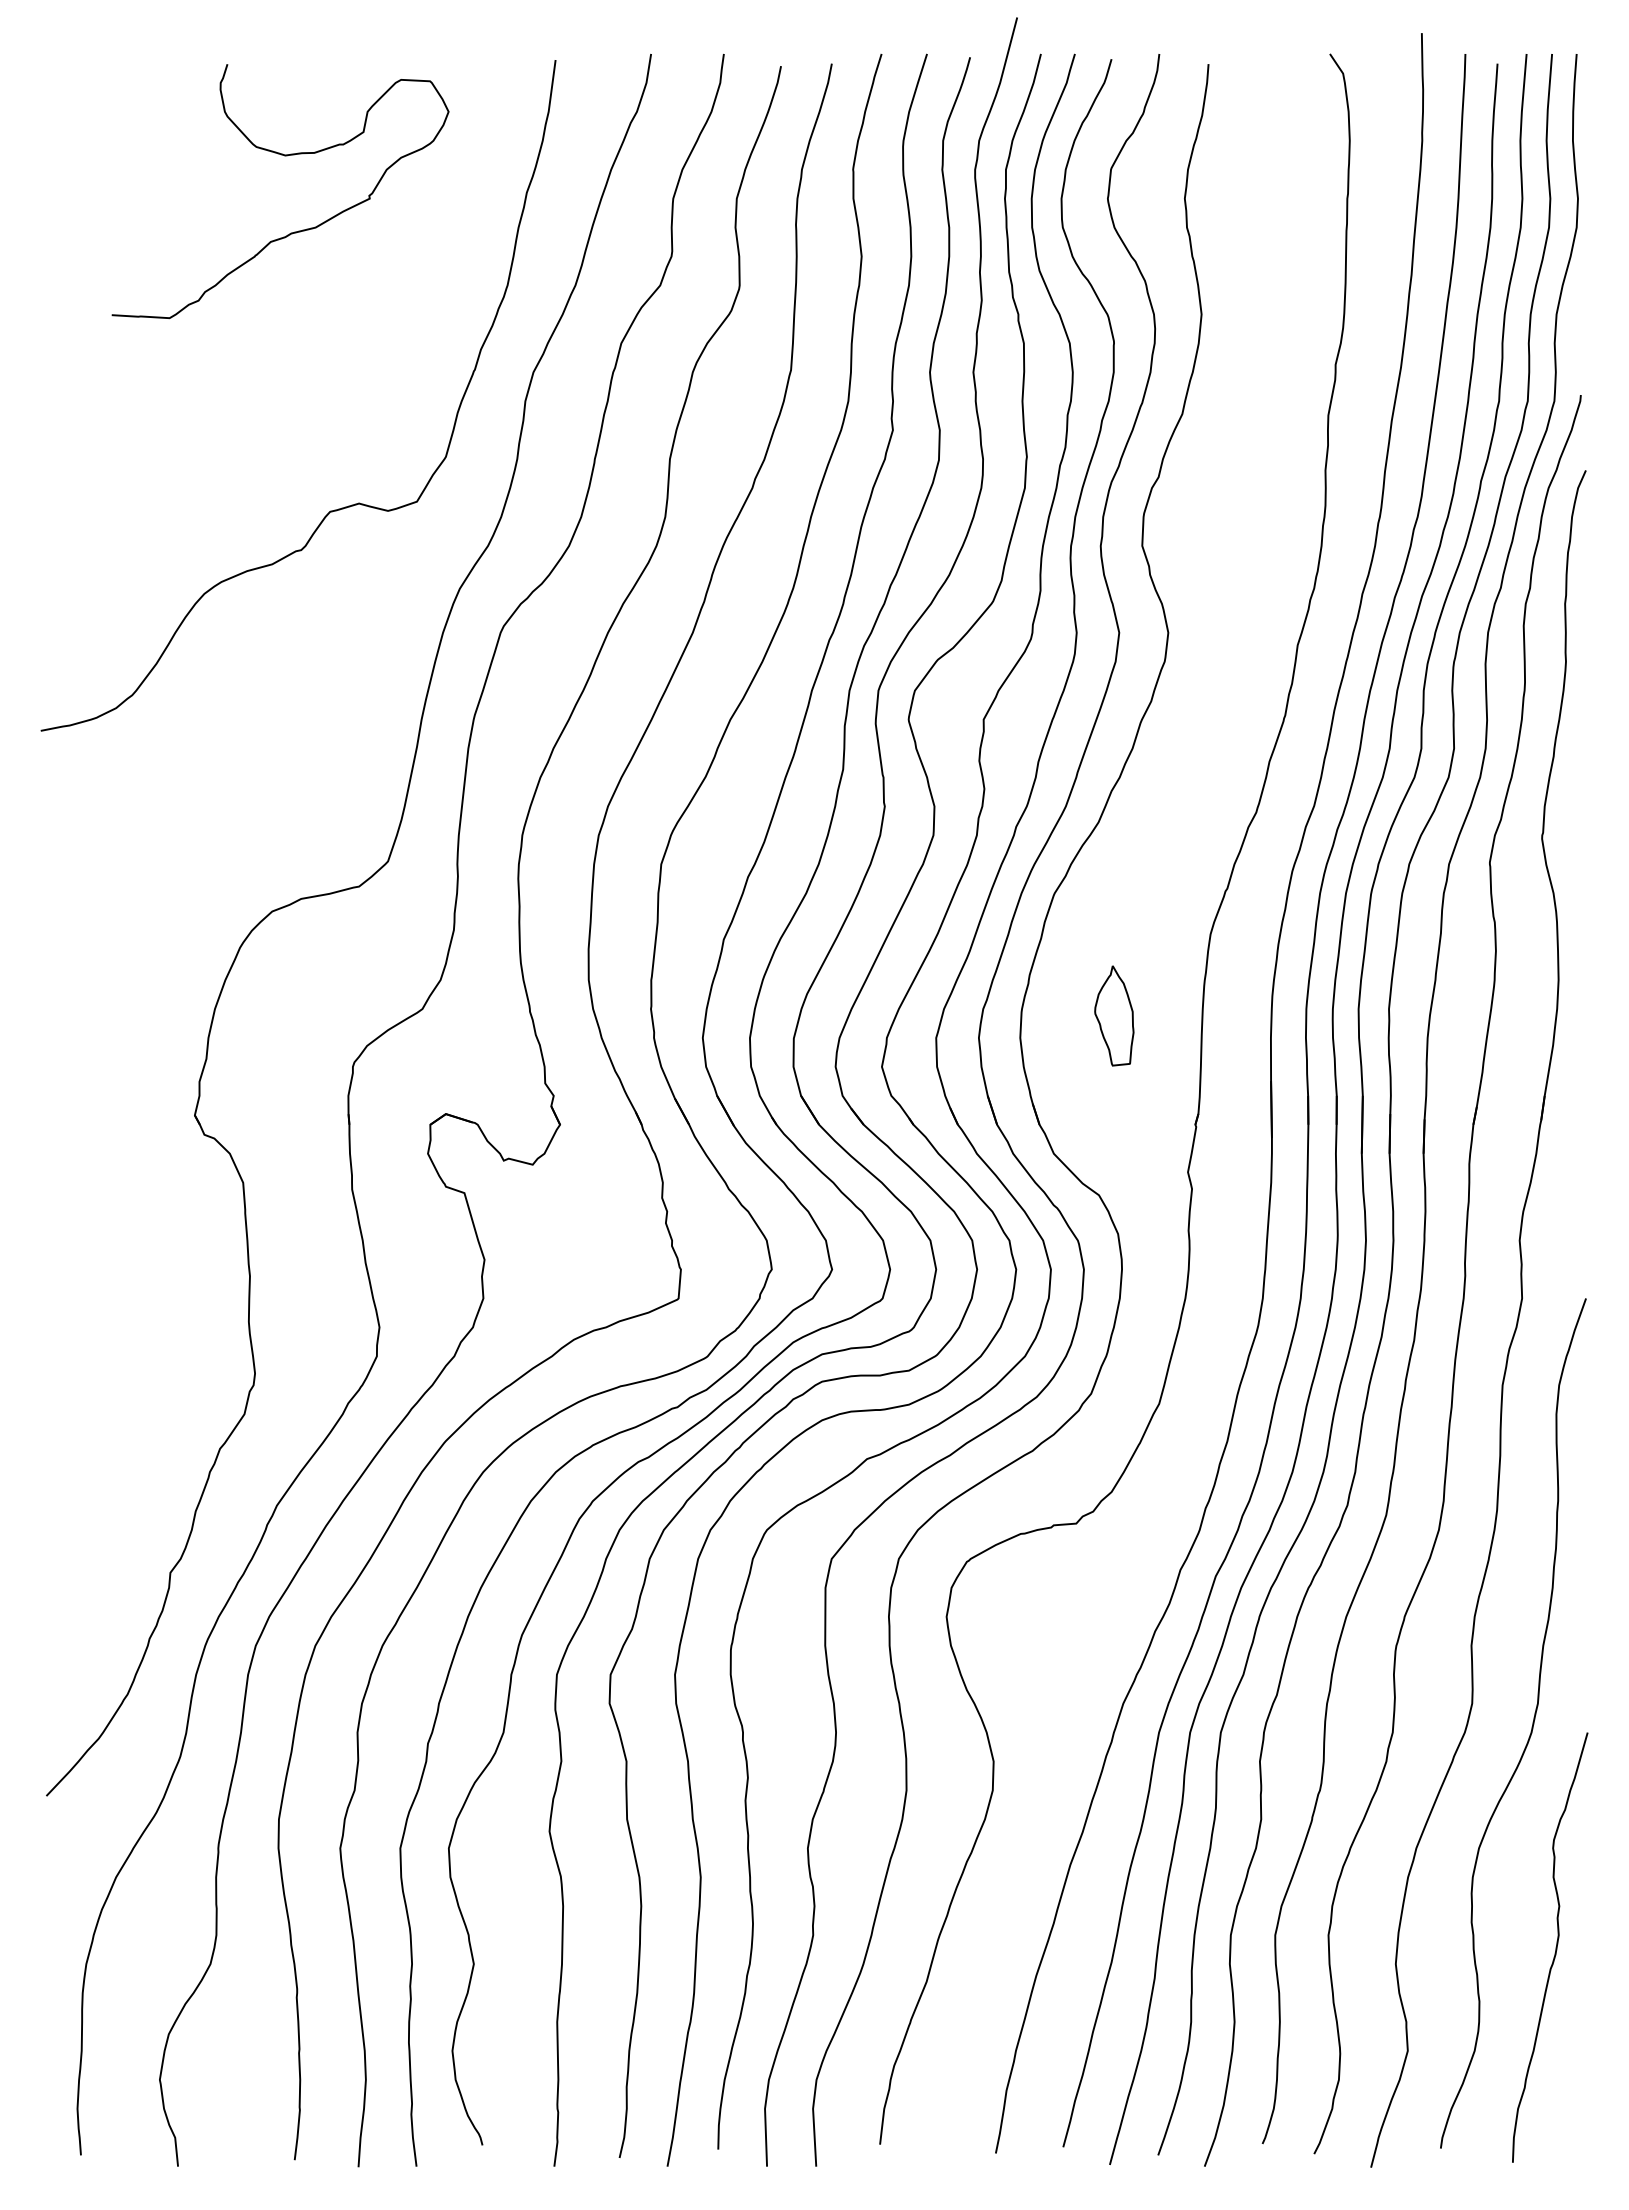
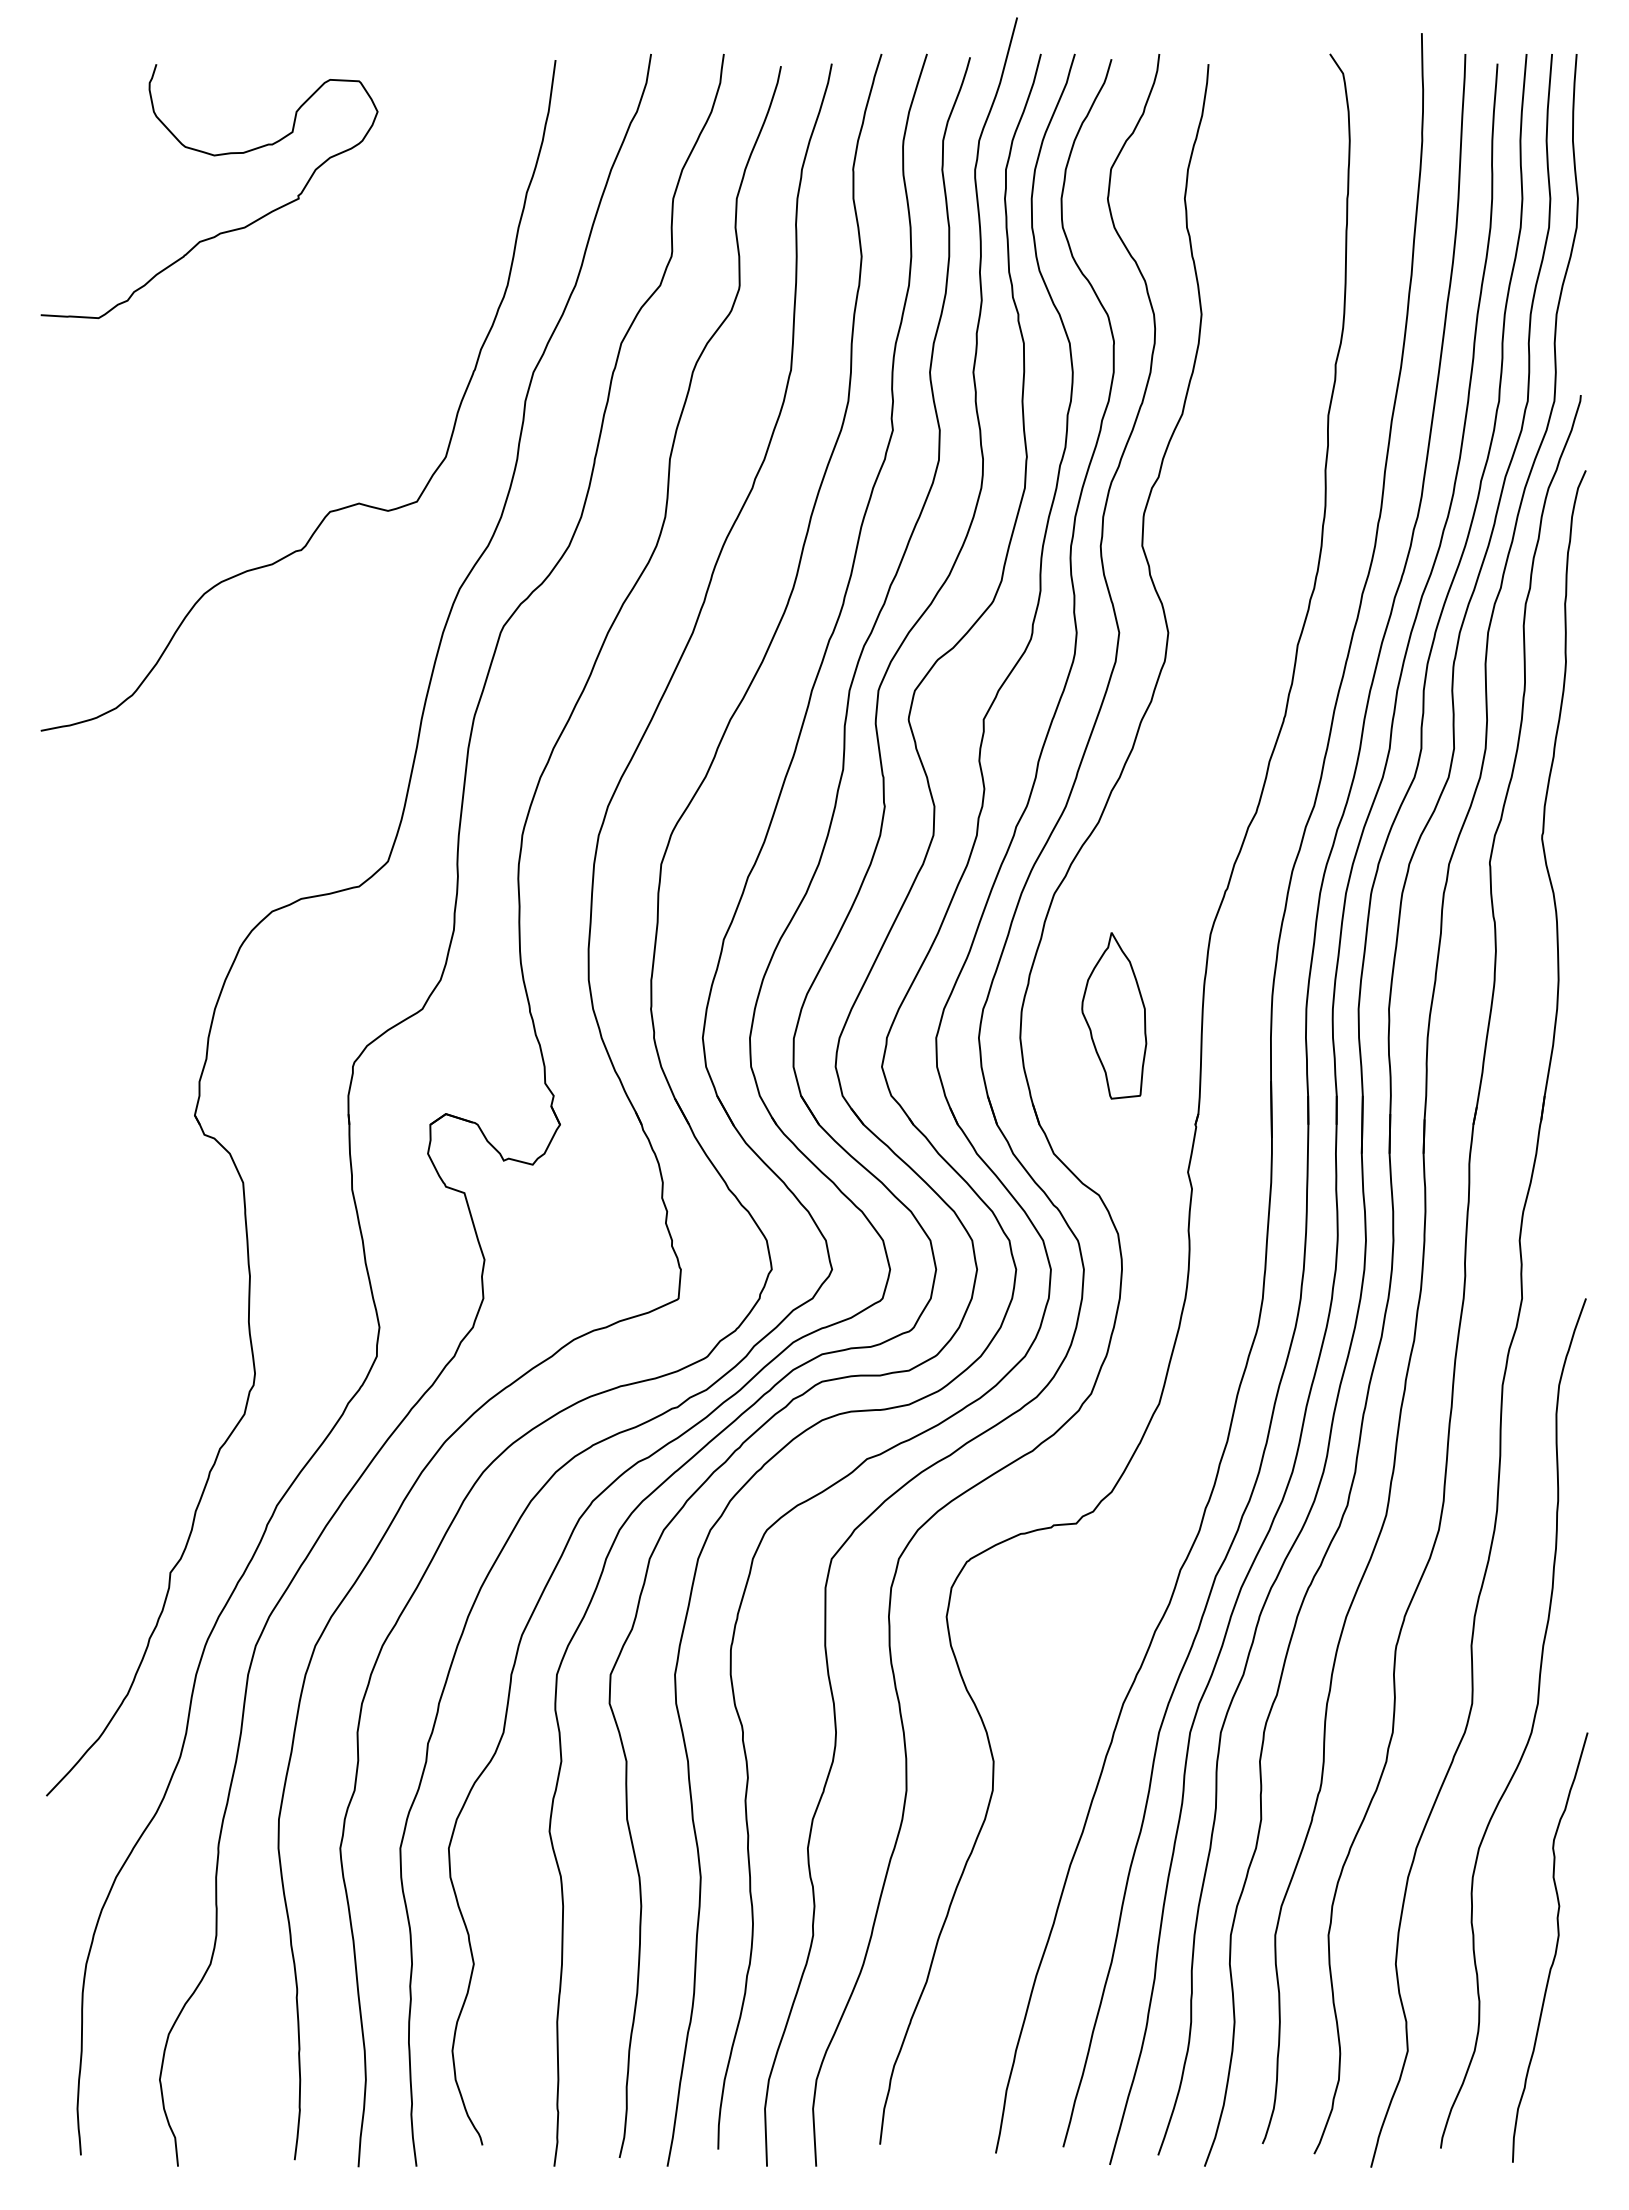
curve position: (284, 156) -> (213, 156) (213, 156)
part size: 41x102 px -> 67x168 px (1114, 1015)
